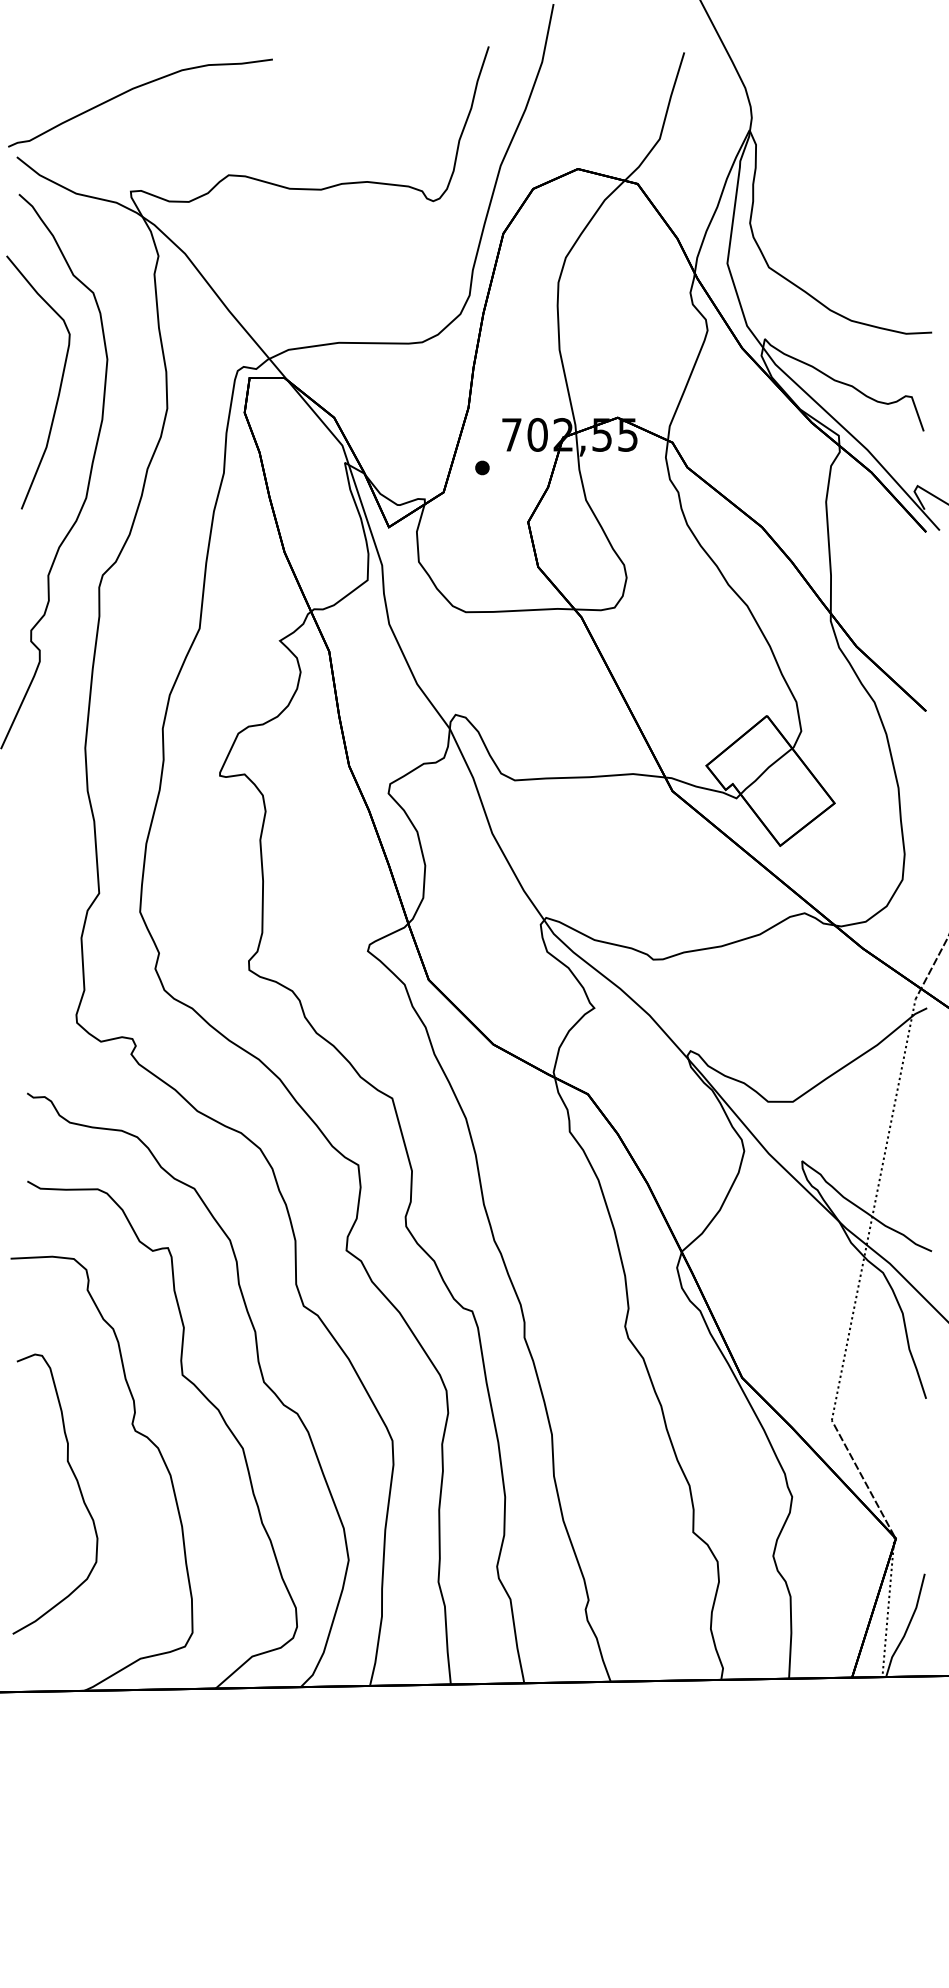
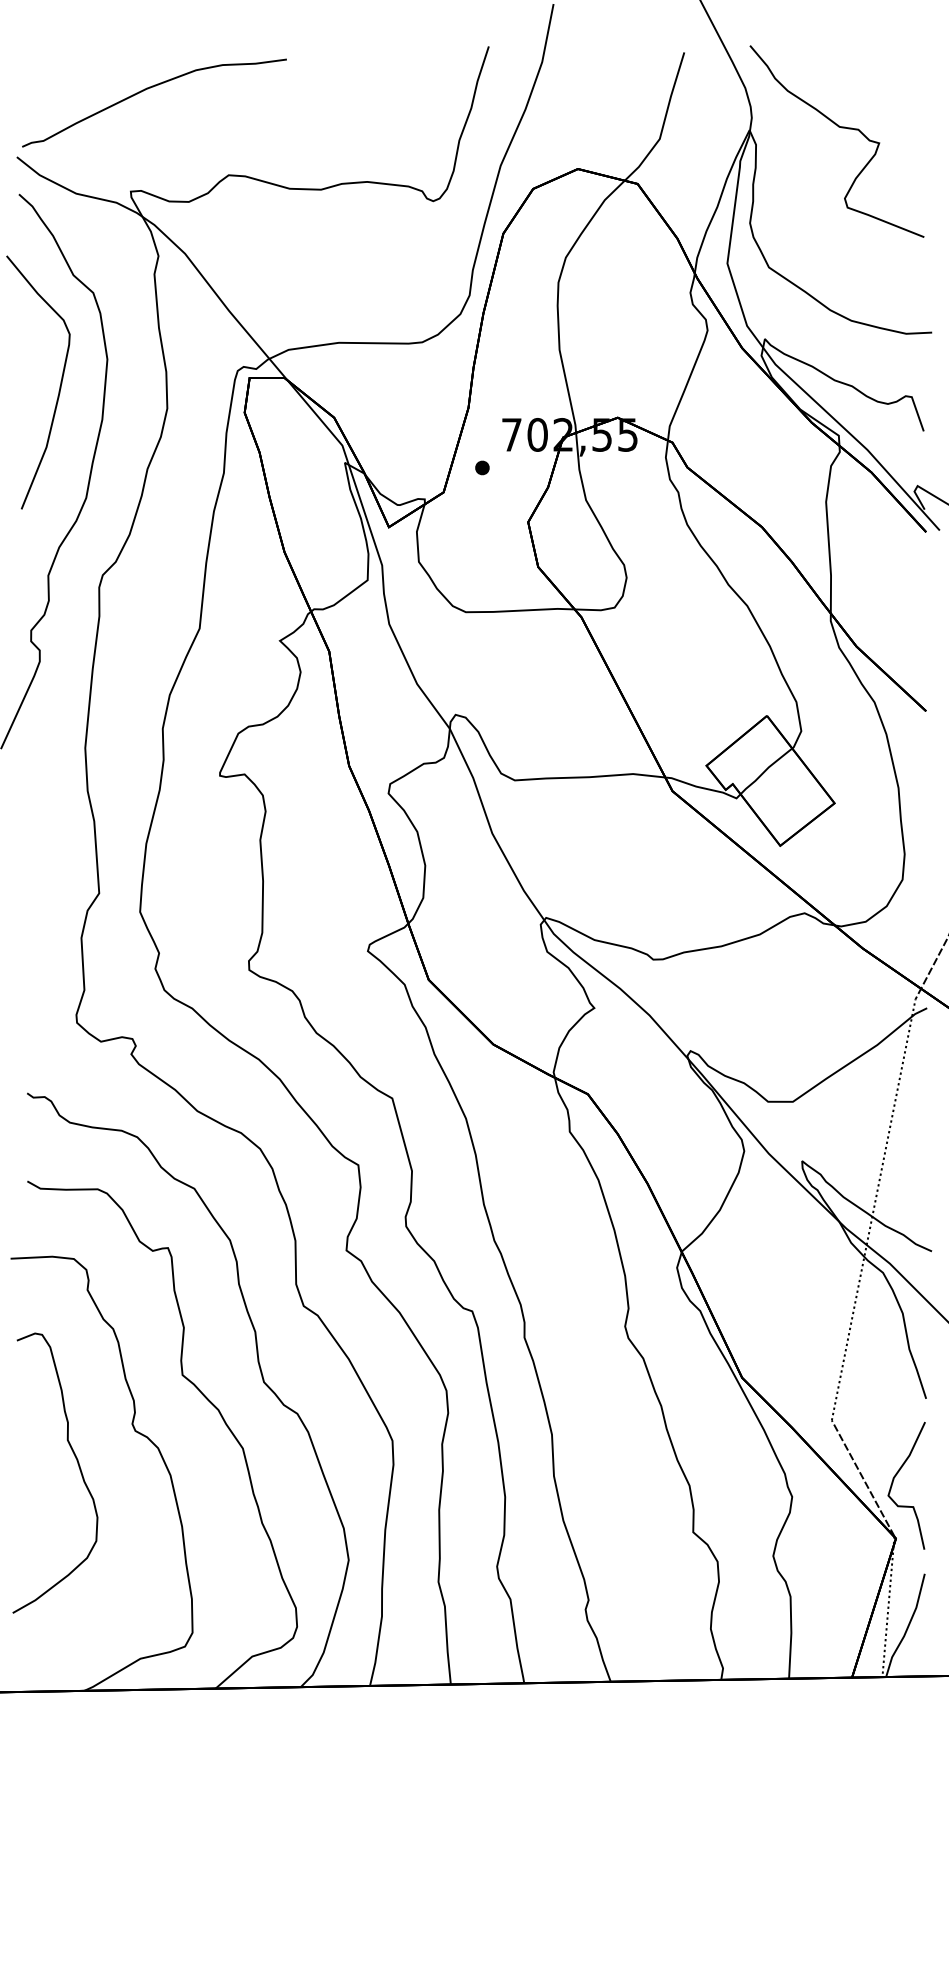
curve position: (134, 89) -> (148, 89) (148, 89)
curve: none -> present (841, 128)
curve: none -> present (893, 1483)
curve position: (77, 1485) -> (77, 1464) (77, 1464)
